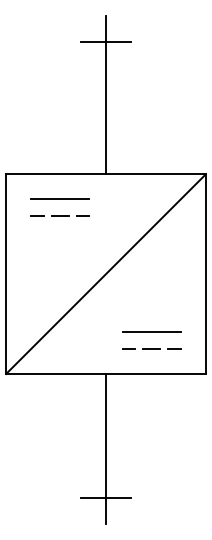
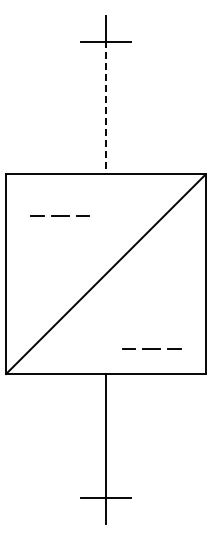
line: solid -> dashed (105, 107)
line: present -> none (60, 199)
line: present -> none (151, 332)
